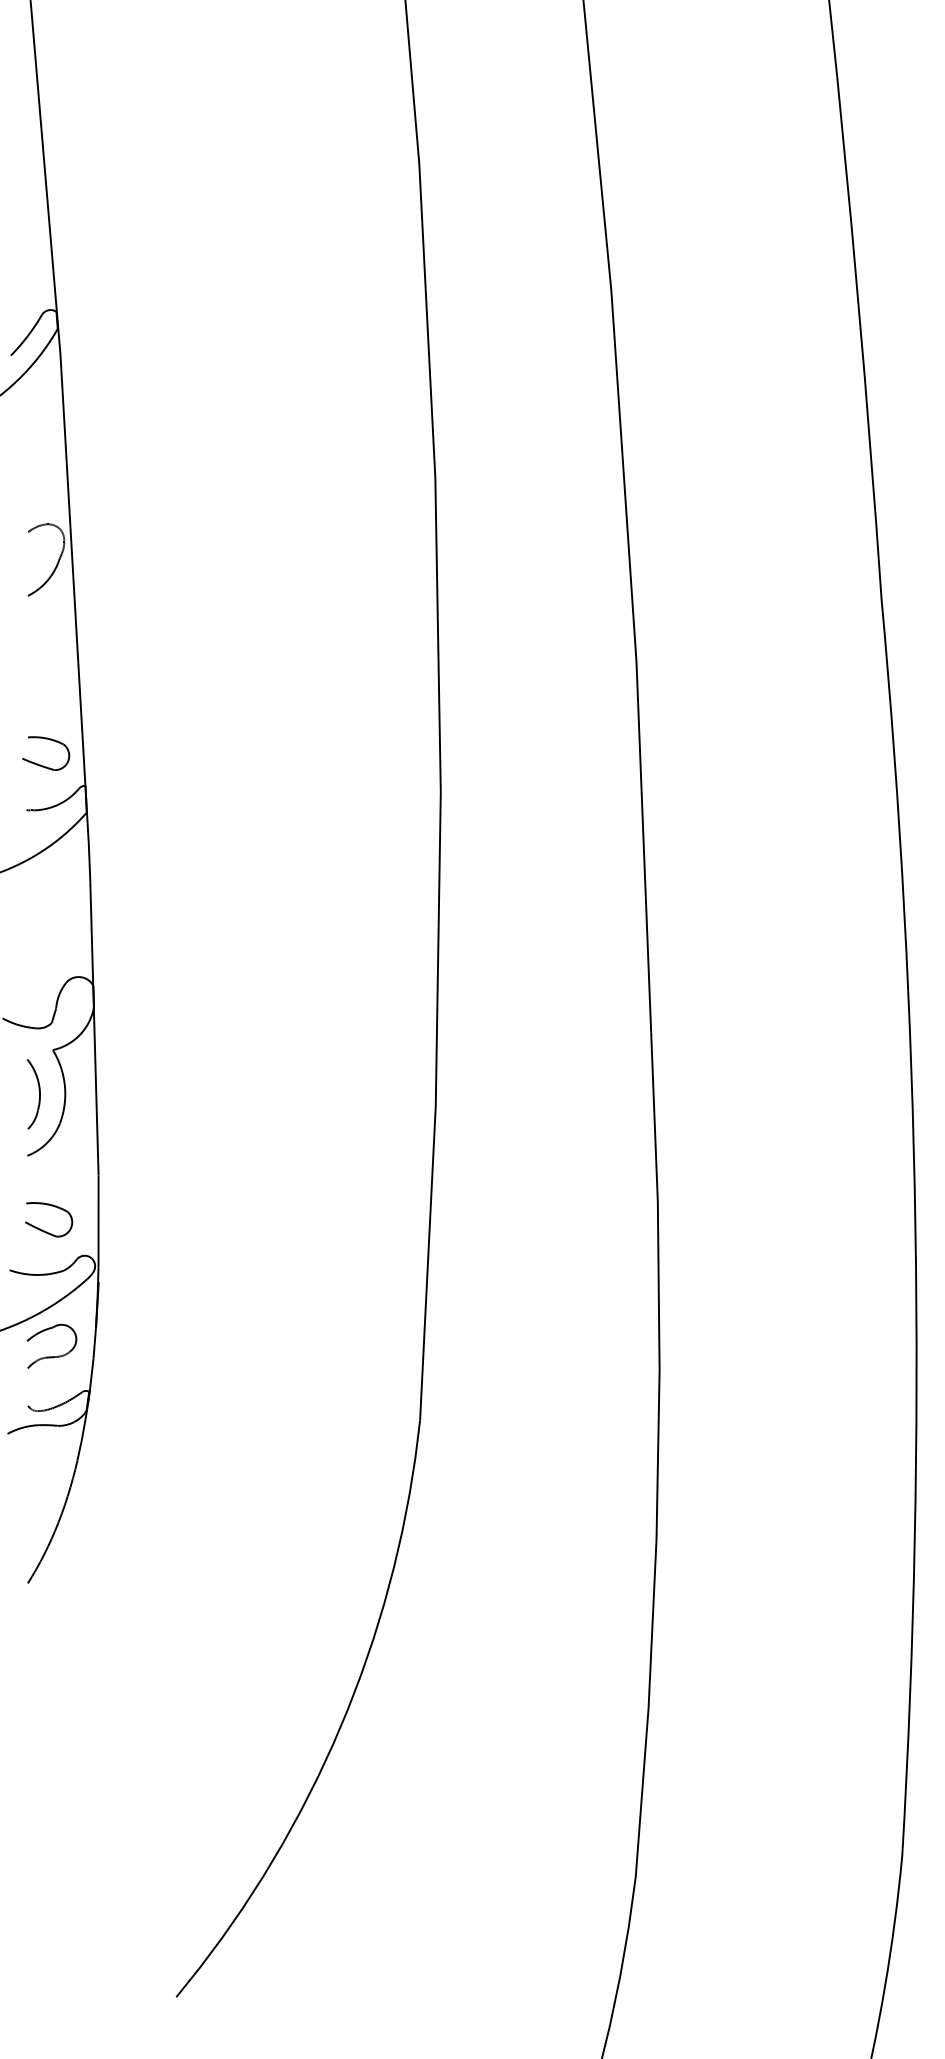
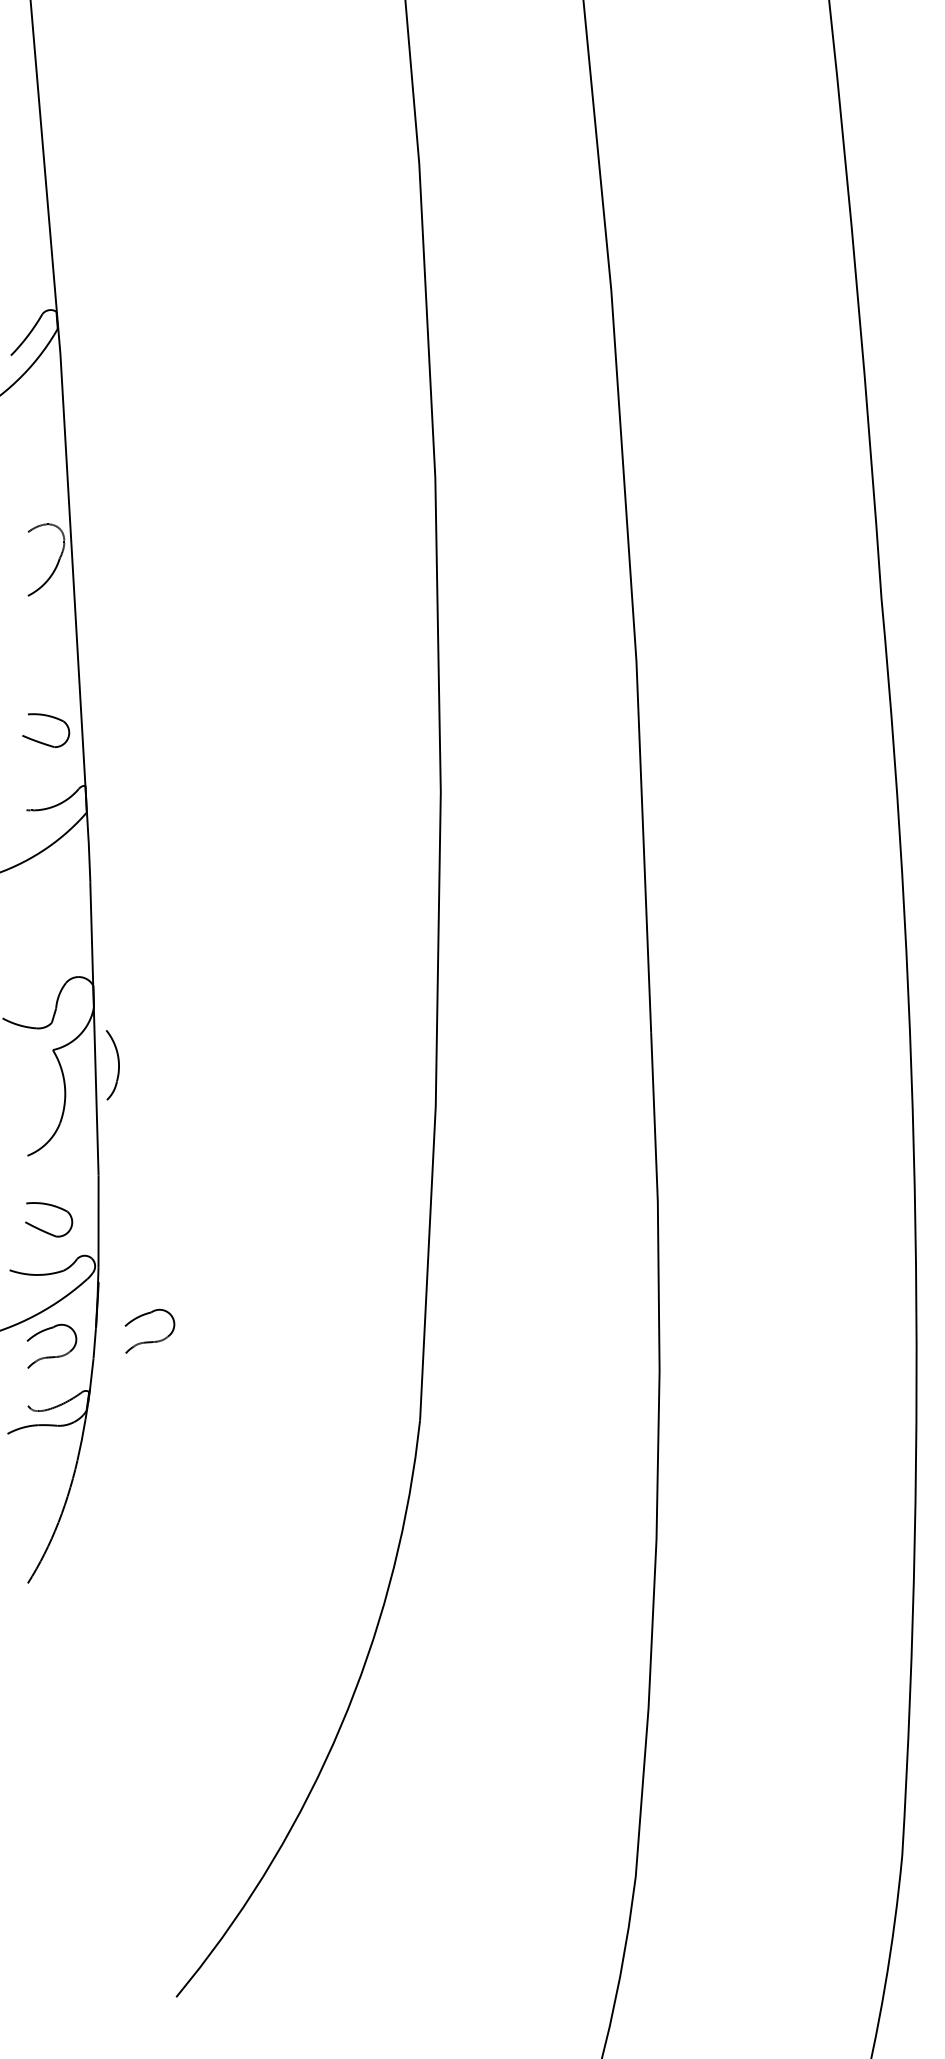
part position: (43, 765) -> (43, 742) (43, 742)
part position: (33, 1094) -> (112, 1065) (112, 1065)
part: none -> present (149, 1341)
